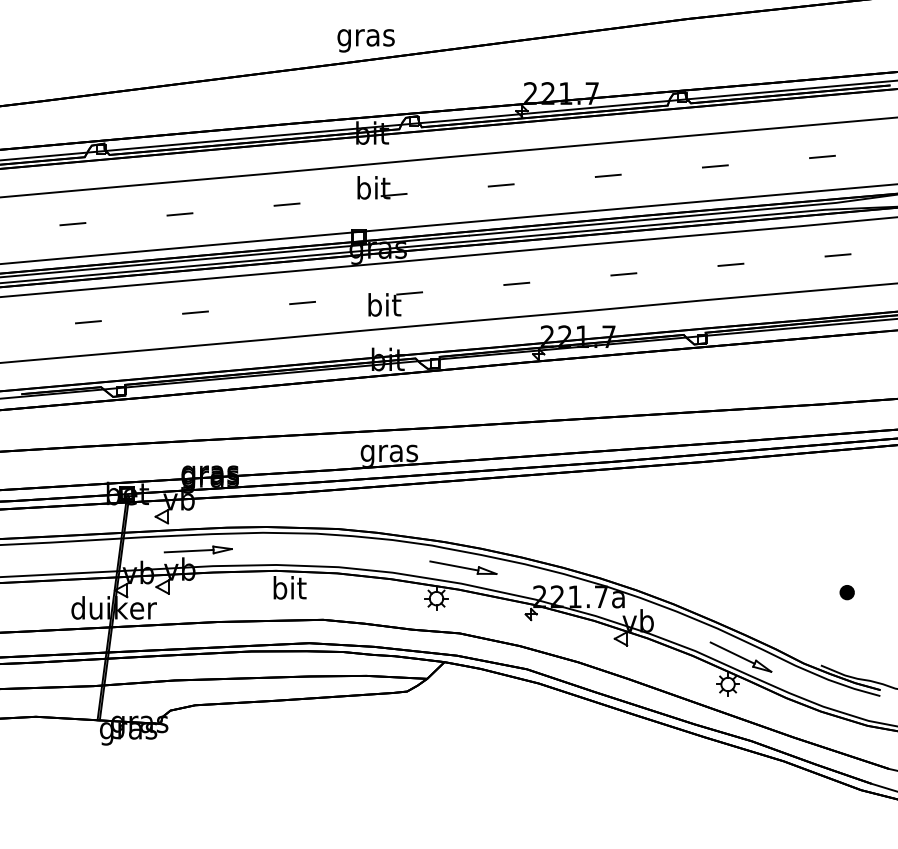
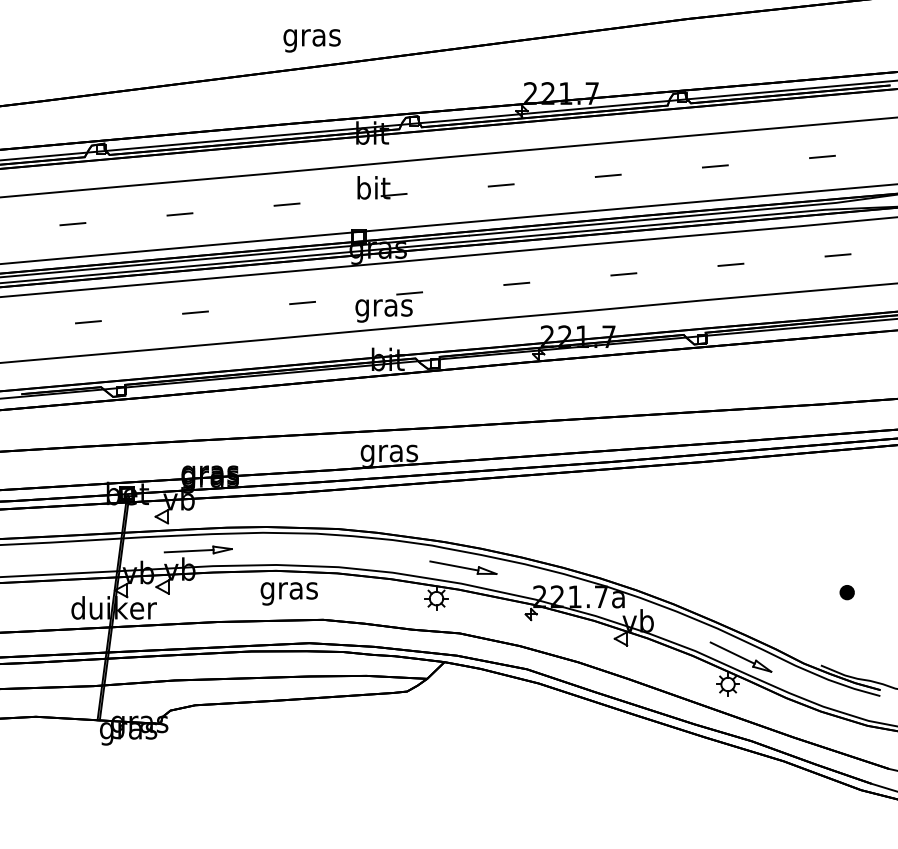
text position: (365, 40) -> (311, 40) (311, 40)
text: bit -> gras (383, 307)
text: bit -> gras (288, 590)
